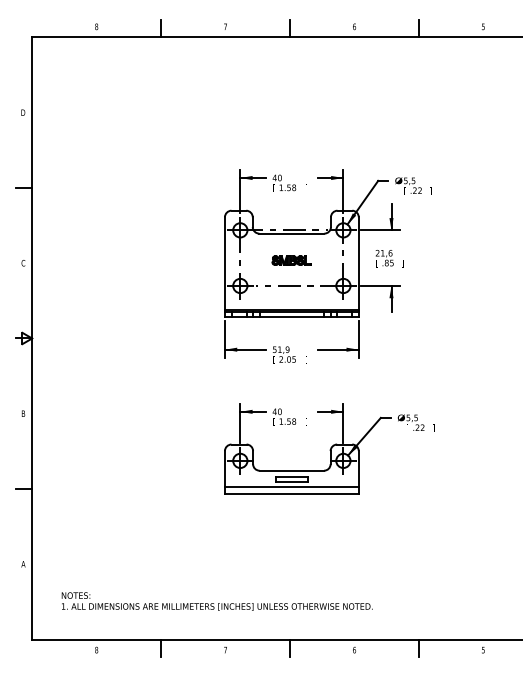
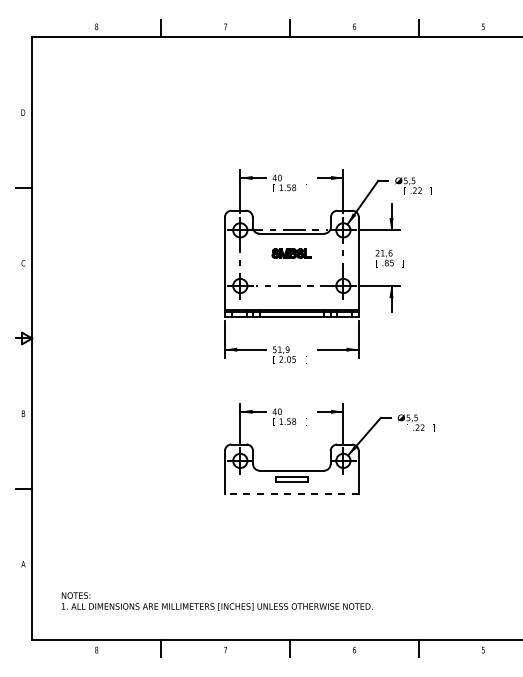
part position: (291, 260) -> (291, 253) (291, 253)
line: present -> none (291, 486)
line: solid -> dashed (291, 493)
